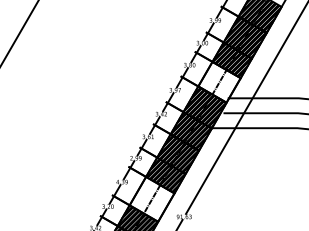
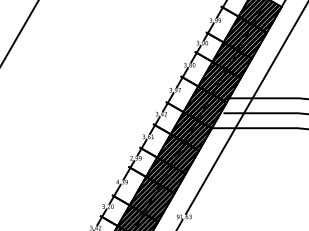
hatch: none -> present (219, 82)
hatch: none -> present (151, 199)
